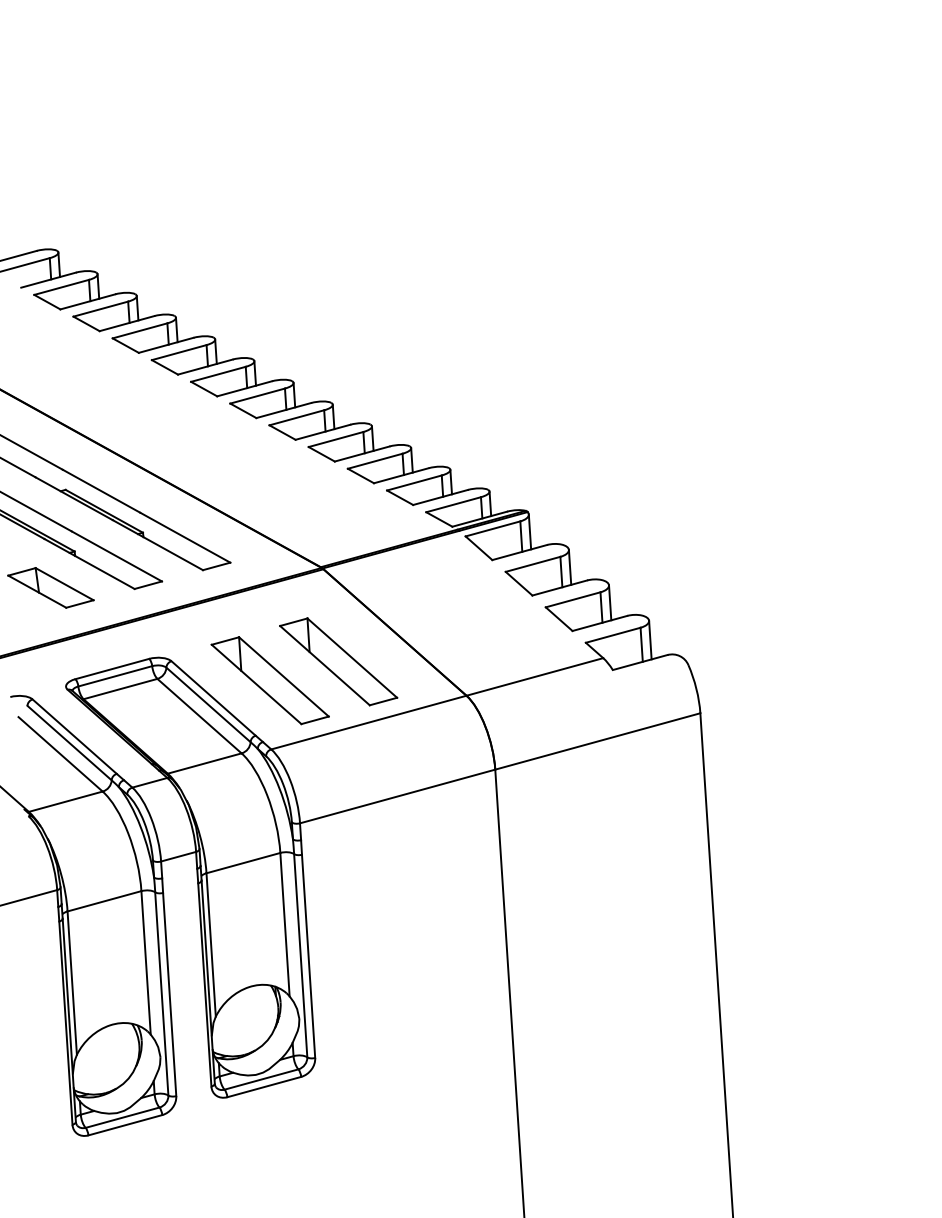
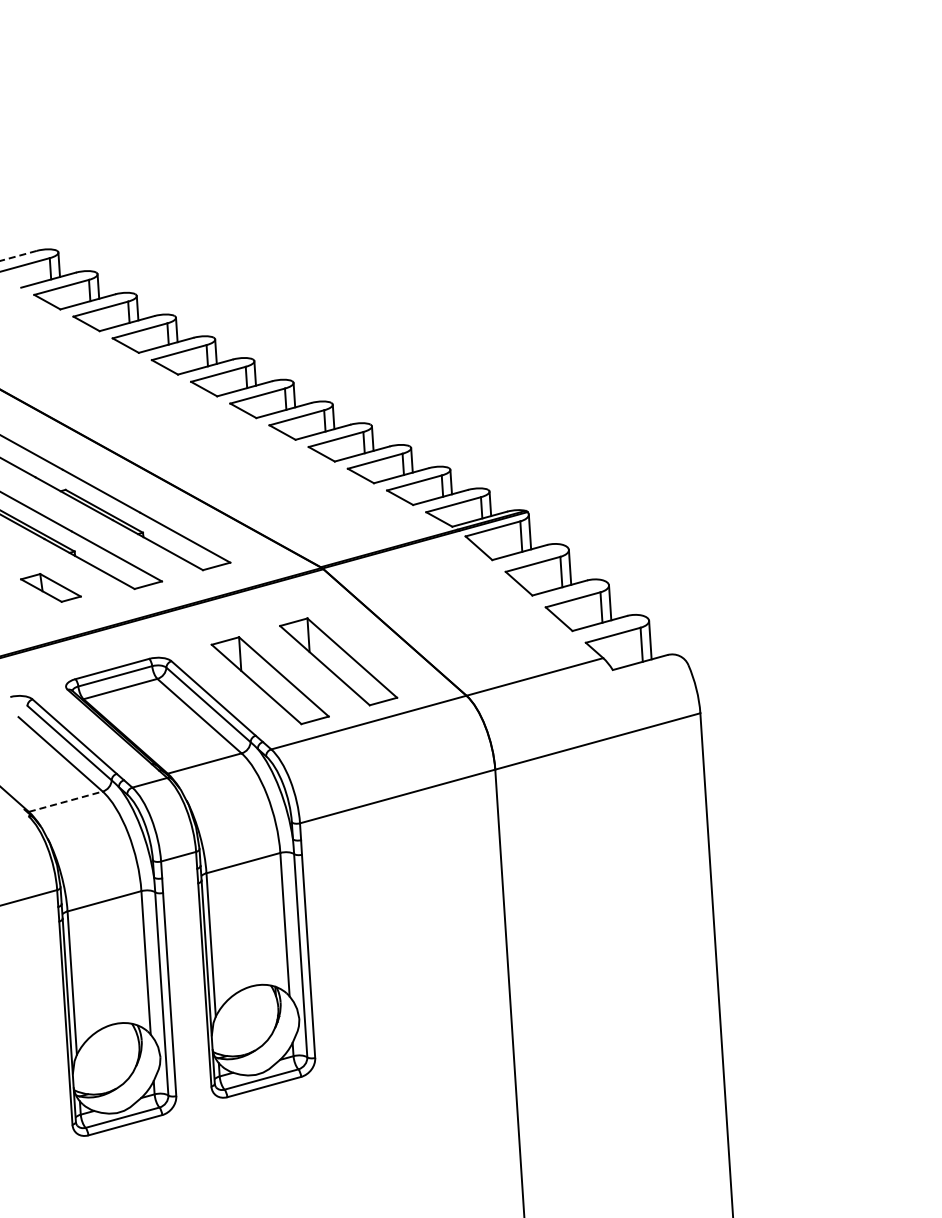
line: solid -> dashed (18, 255)
part size: 88x42 px -> 62x30 px (50, 587)
line: solid -> dashed (66, 801)
